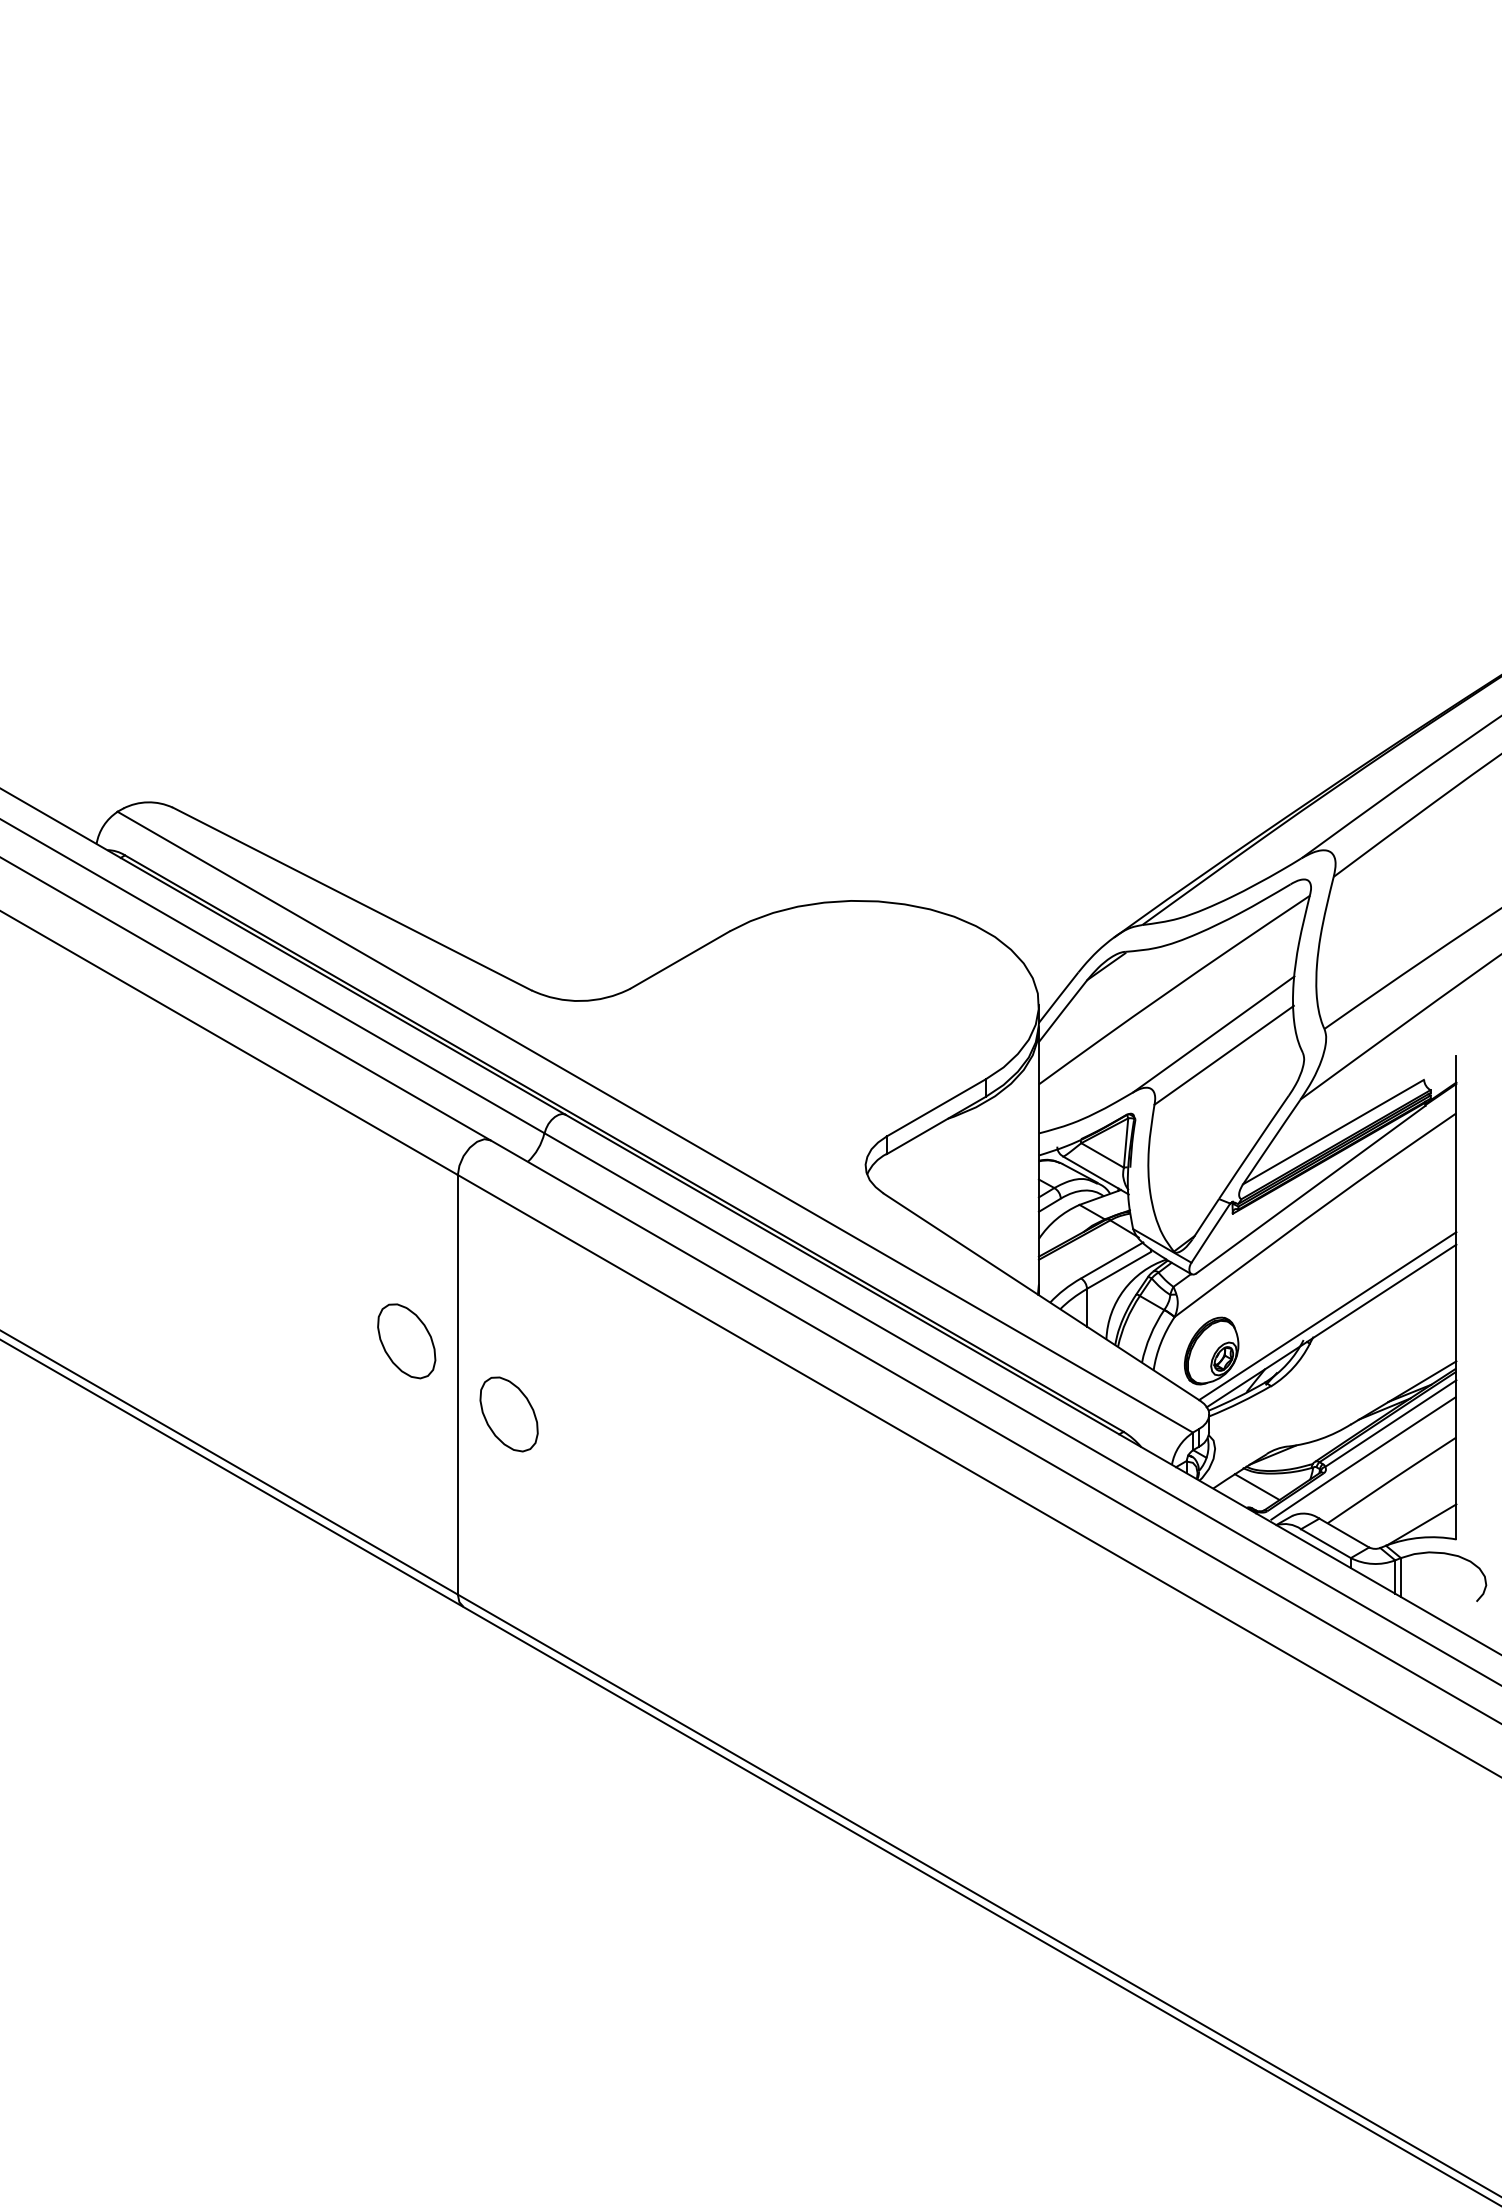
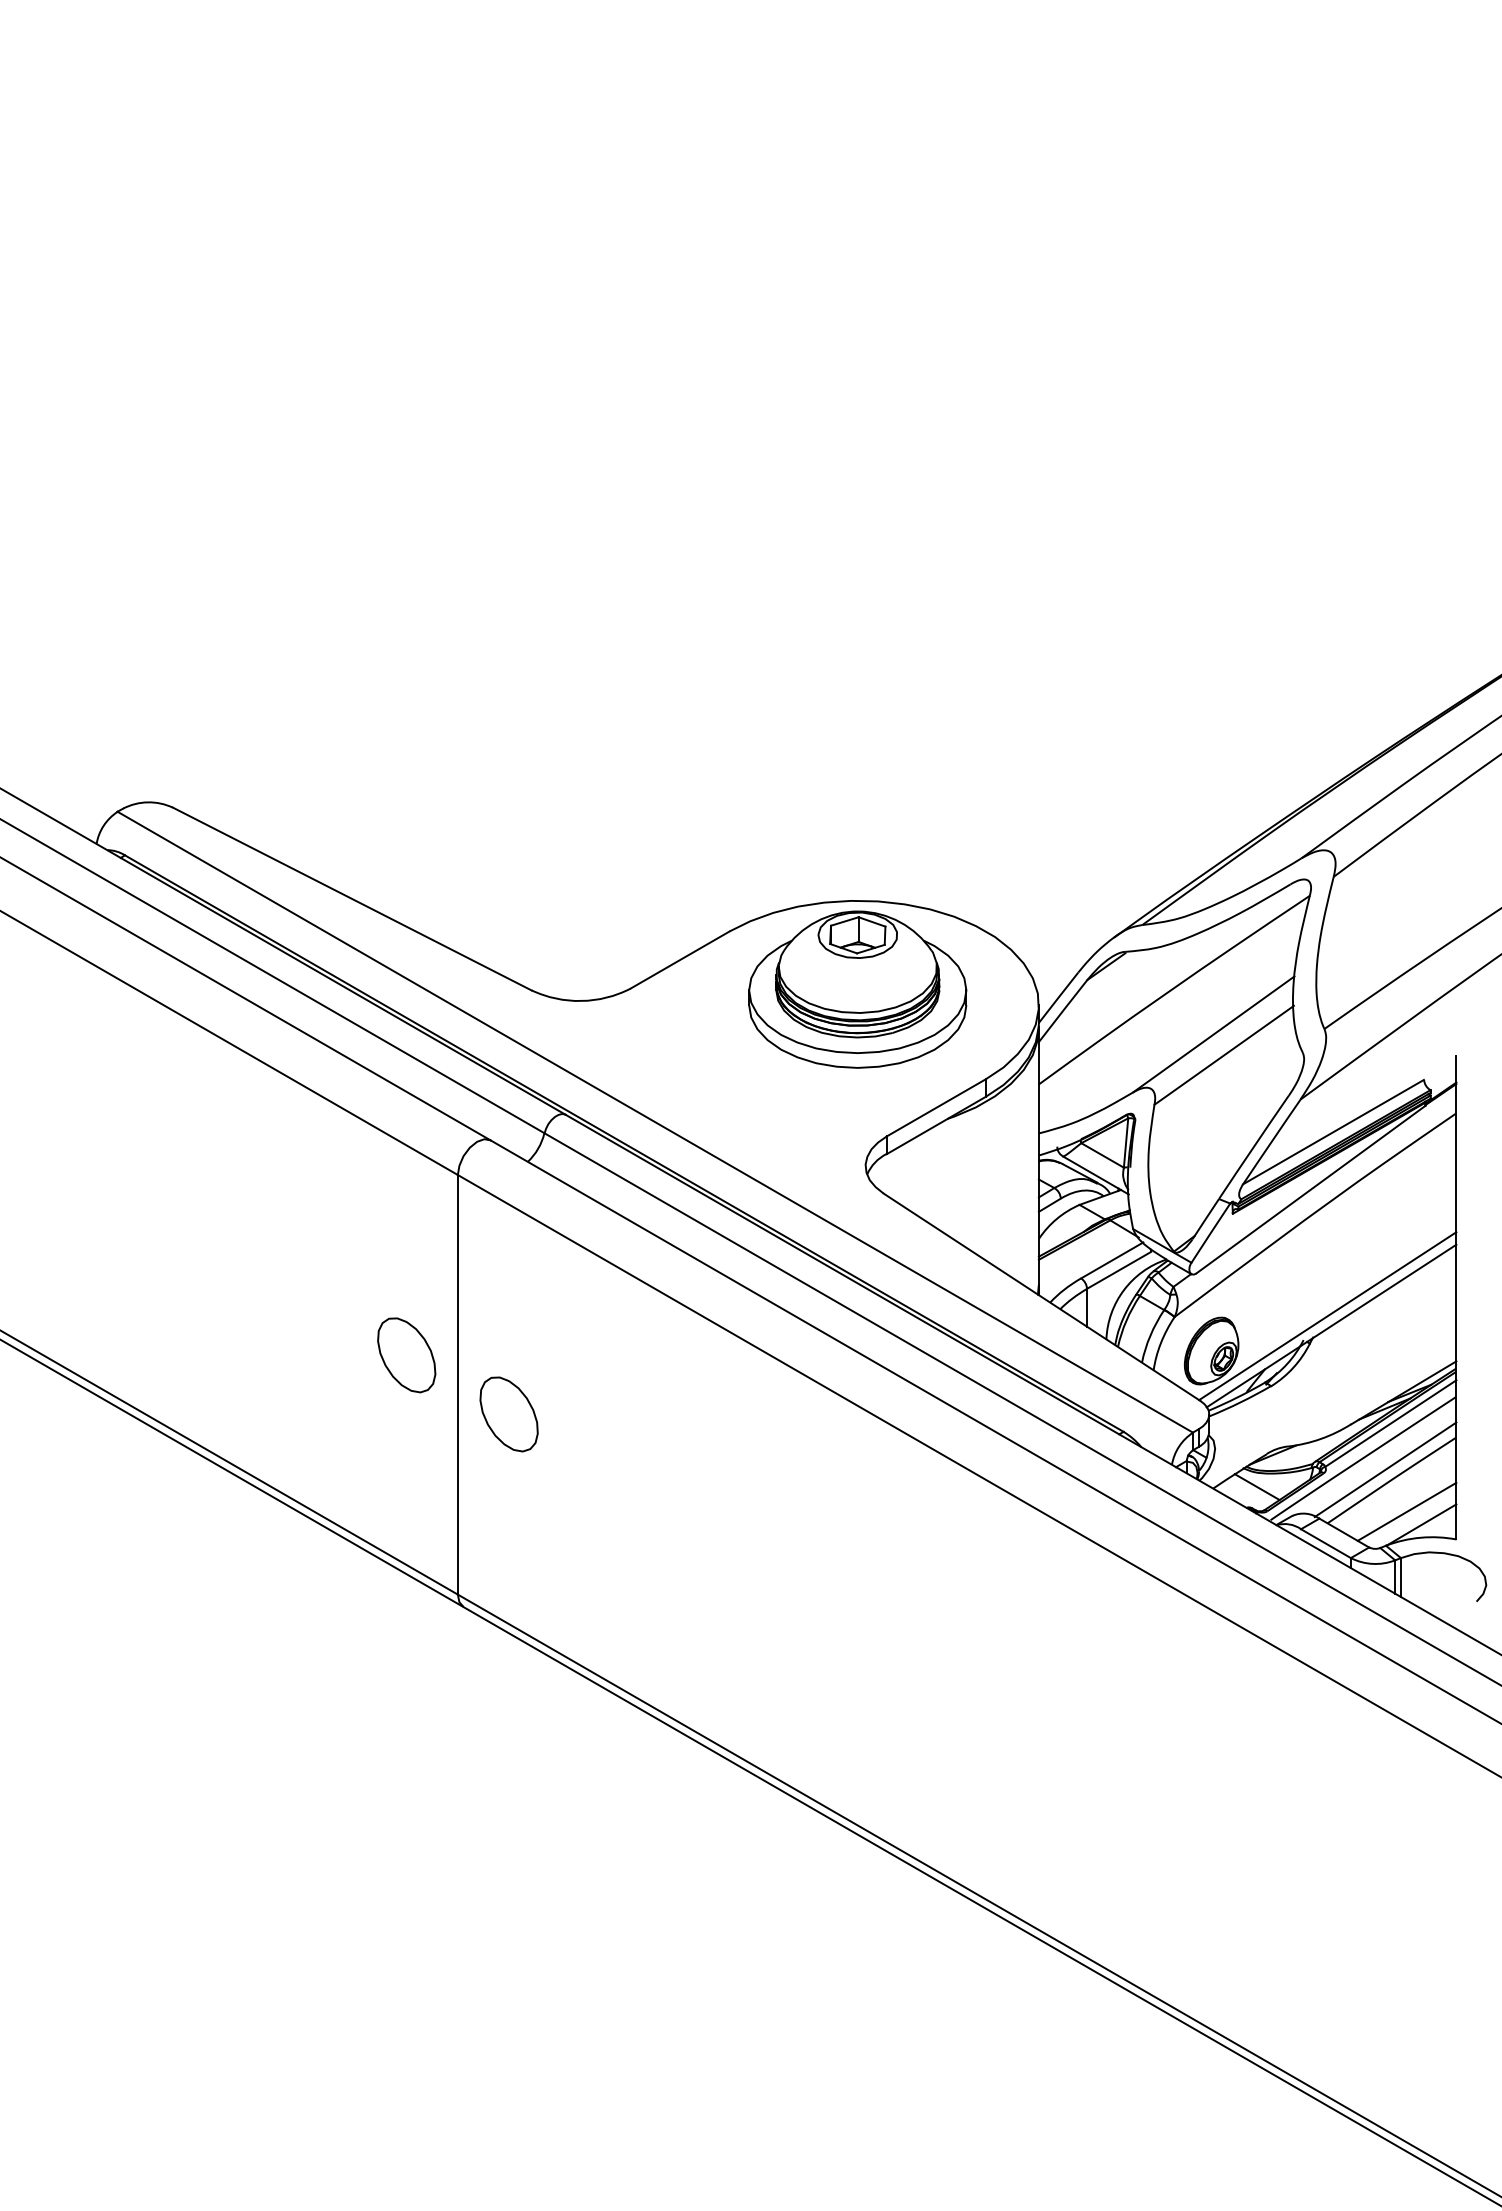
part: none -> present (857, 989)
part position: (406, 1341) -> (406, 1355) (406, 1355)
line: none -> present (1385, 1469)
line: none -> present (1406, 1511)
